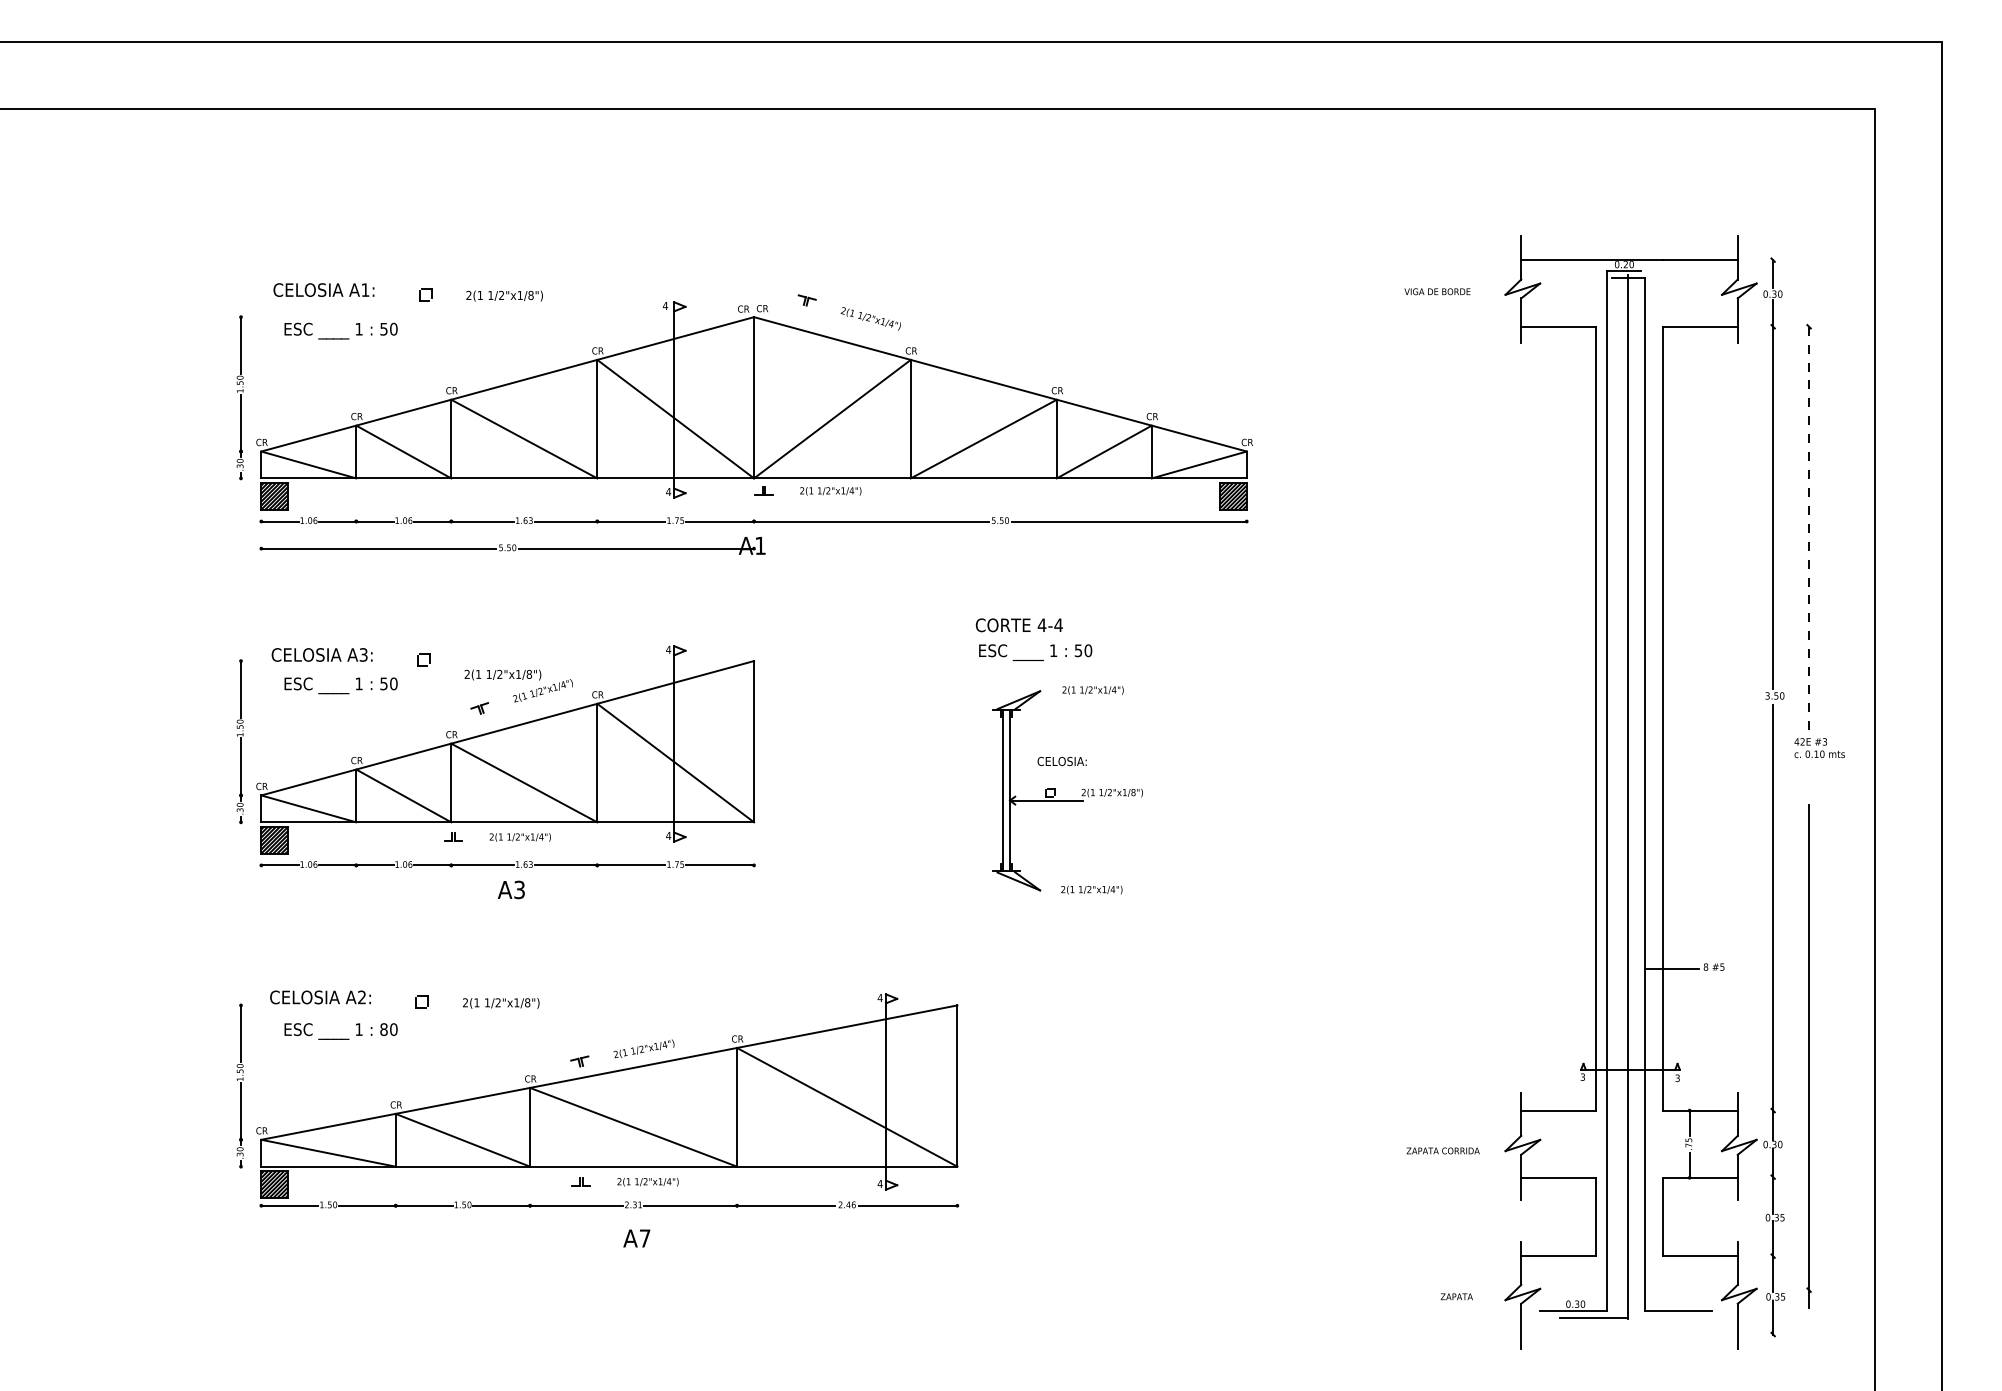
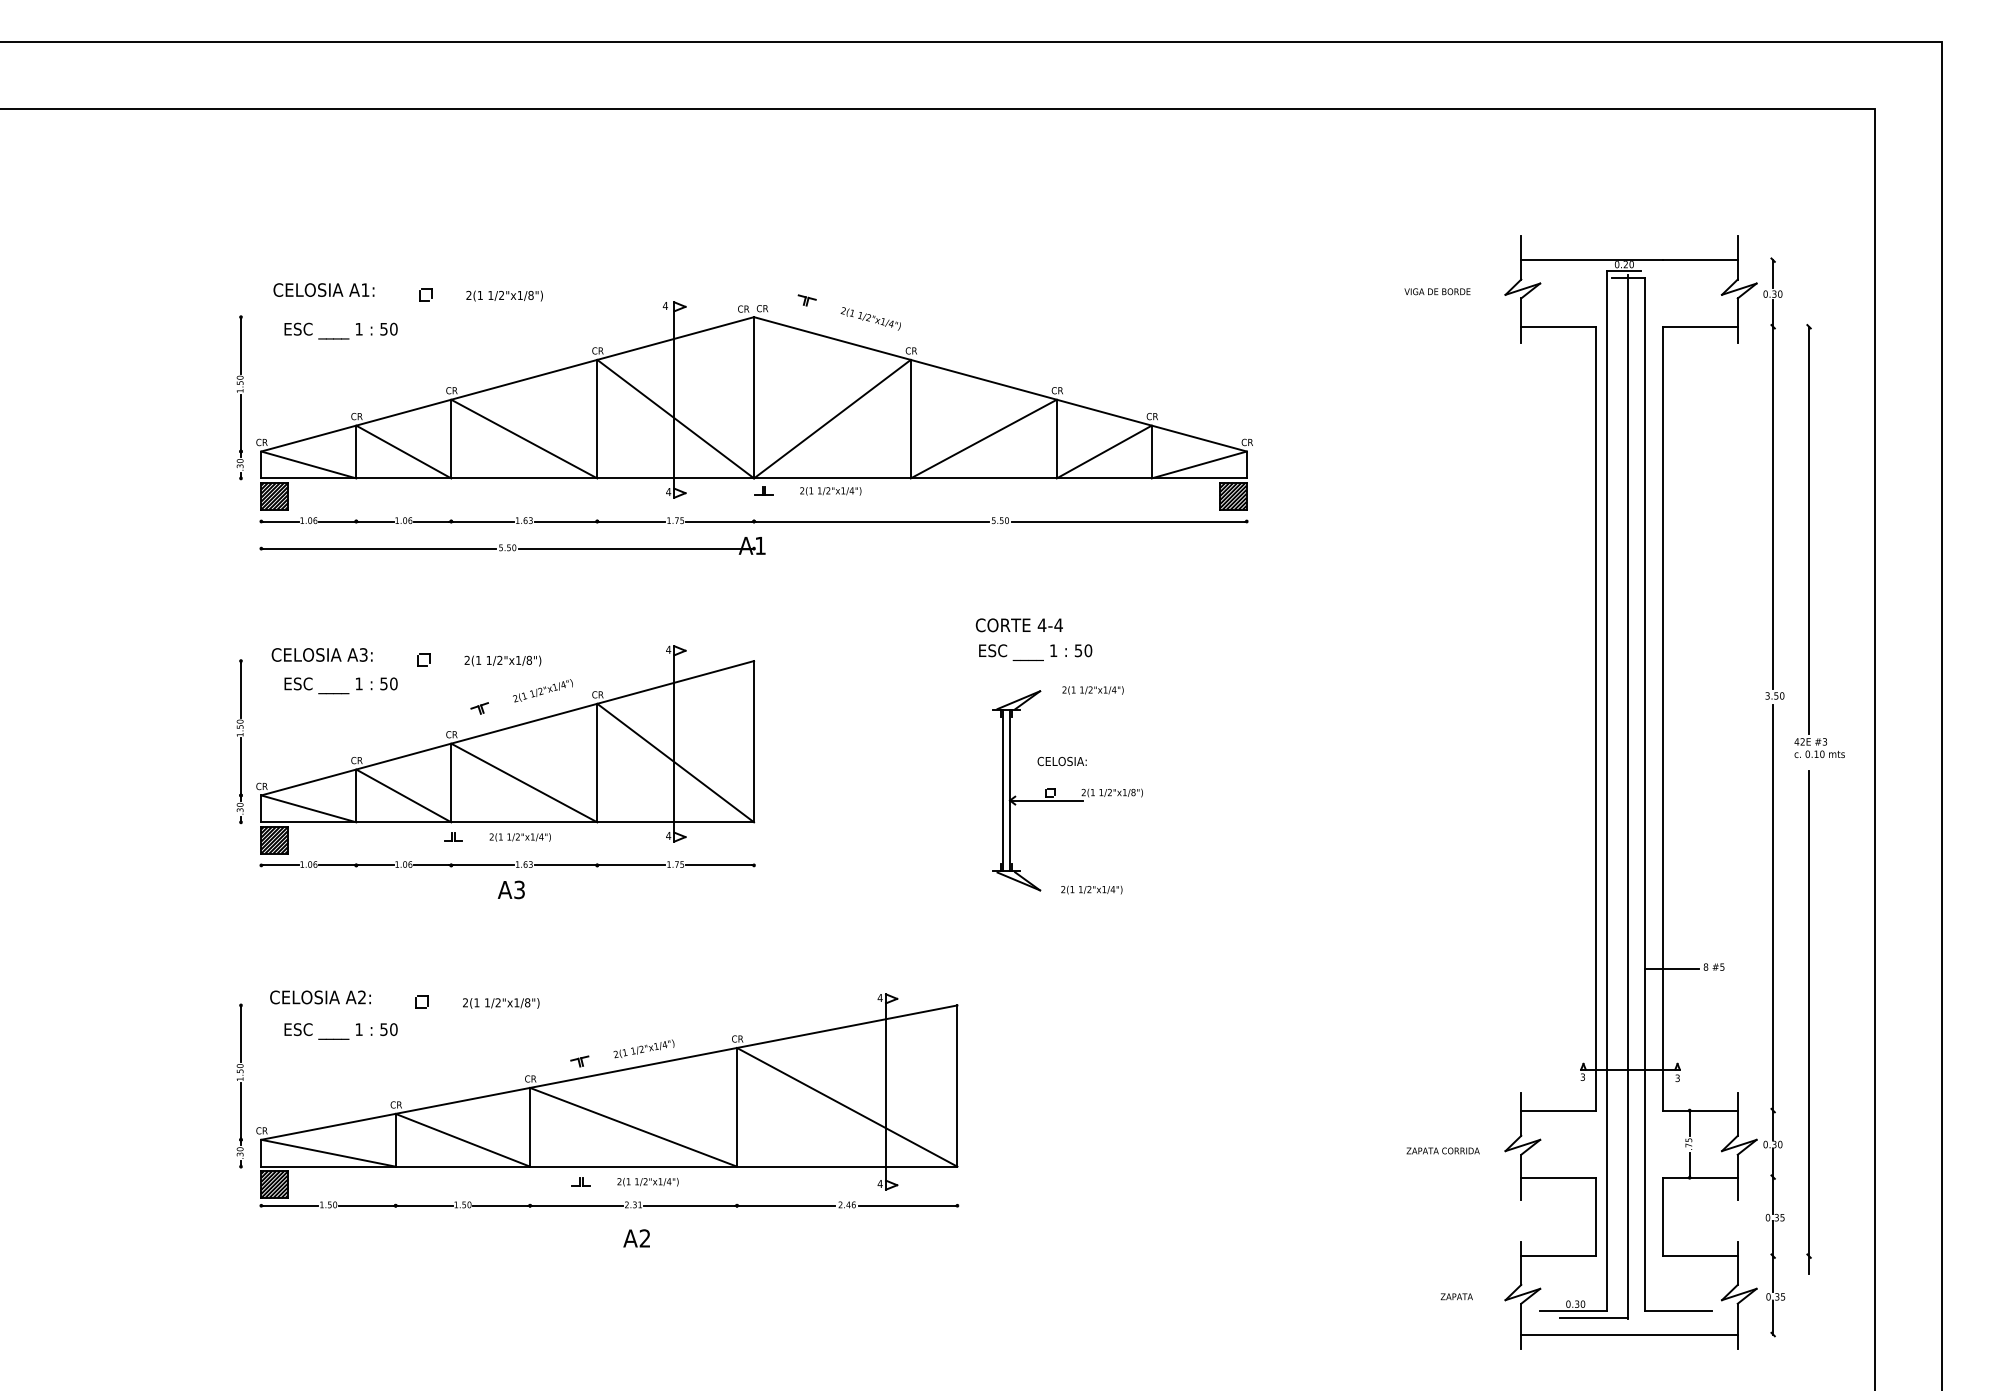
line: dashed -> solid (1809, 530)
text position: (502, 674) -> (502, 660) (502, 660)
text: 80 -> 50 (383, 1029)
part position: (1808, 1056) -> (1808, 1022) (1808, 1022)
text: A7 -> A2 (644, 1238)
line: none -> present (1629, 1334)
